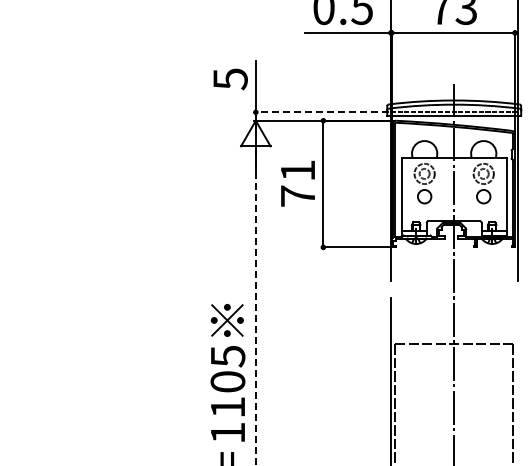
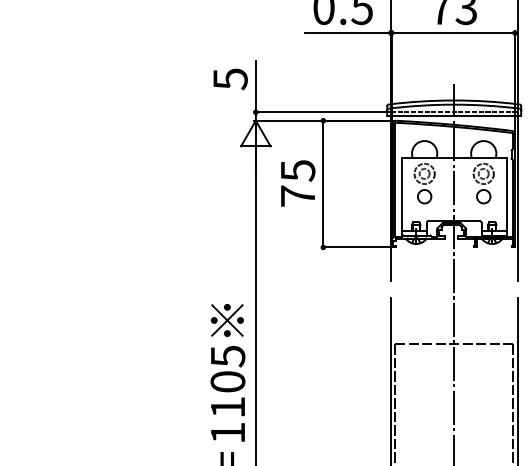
line: dashed -> solid (321, 112)
text: 71 -> 75 (298, 170)
line: dashed -> solid (255, 308)
line: none -> present (517, 380)
